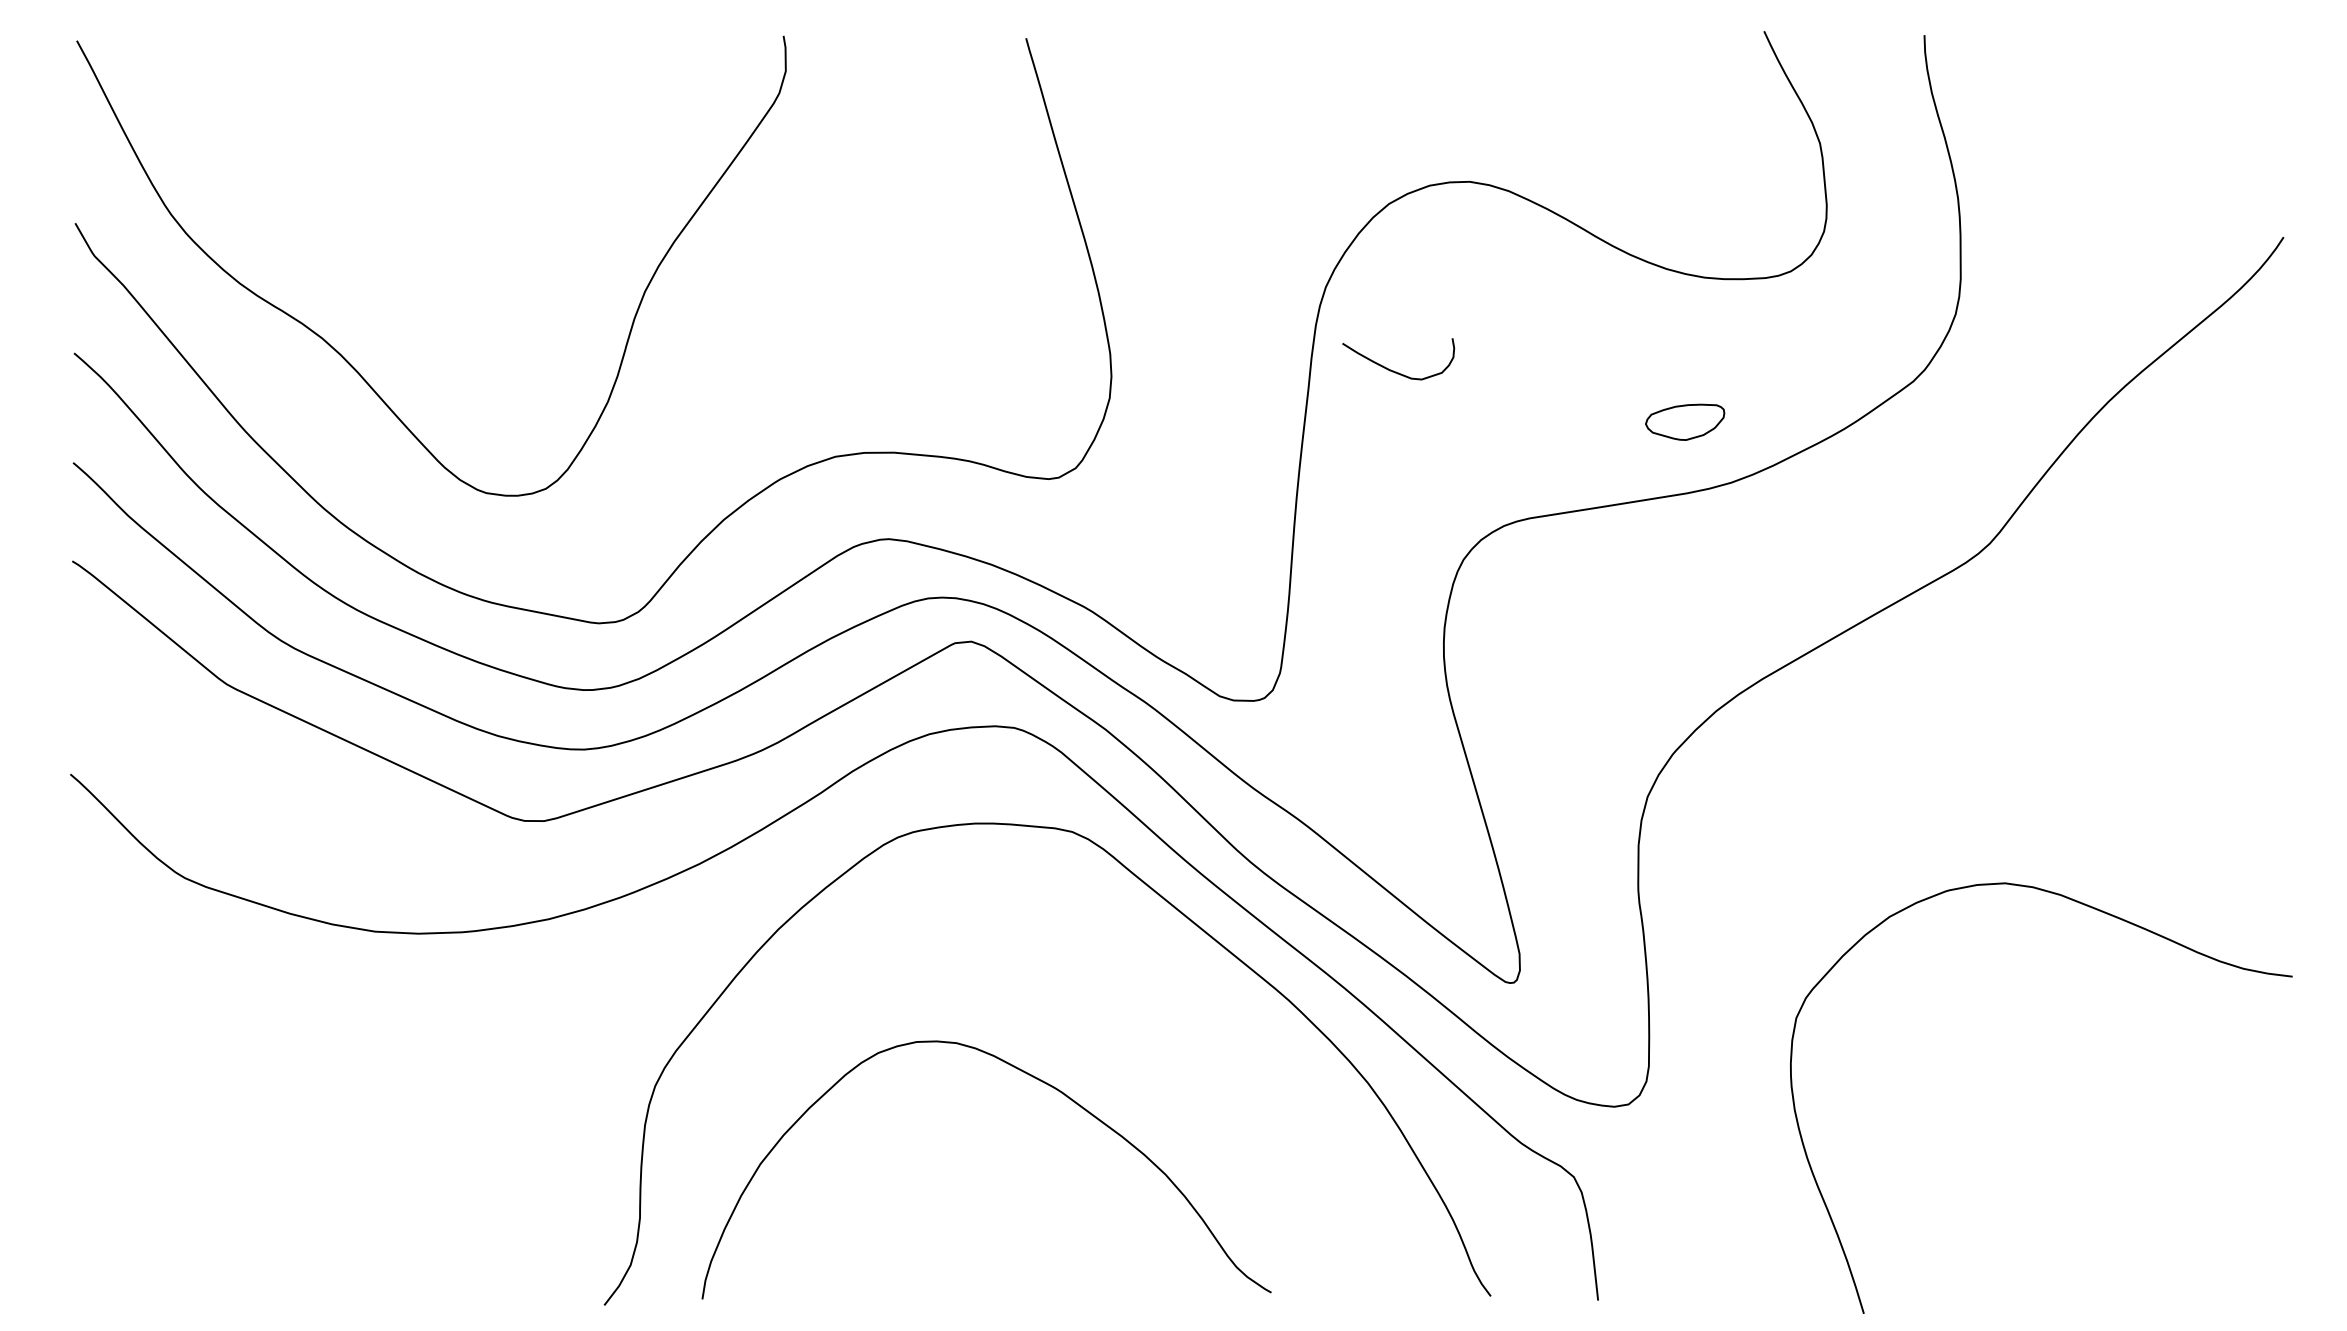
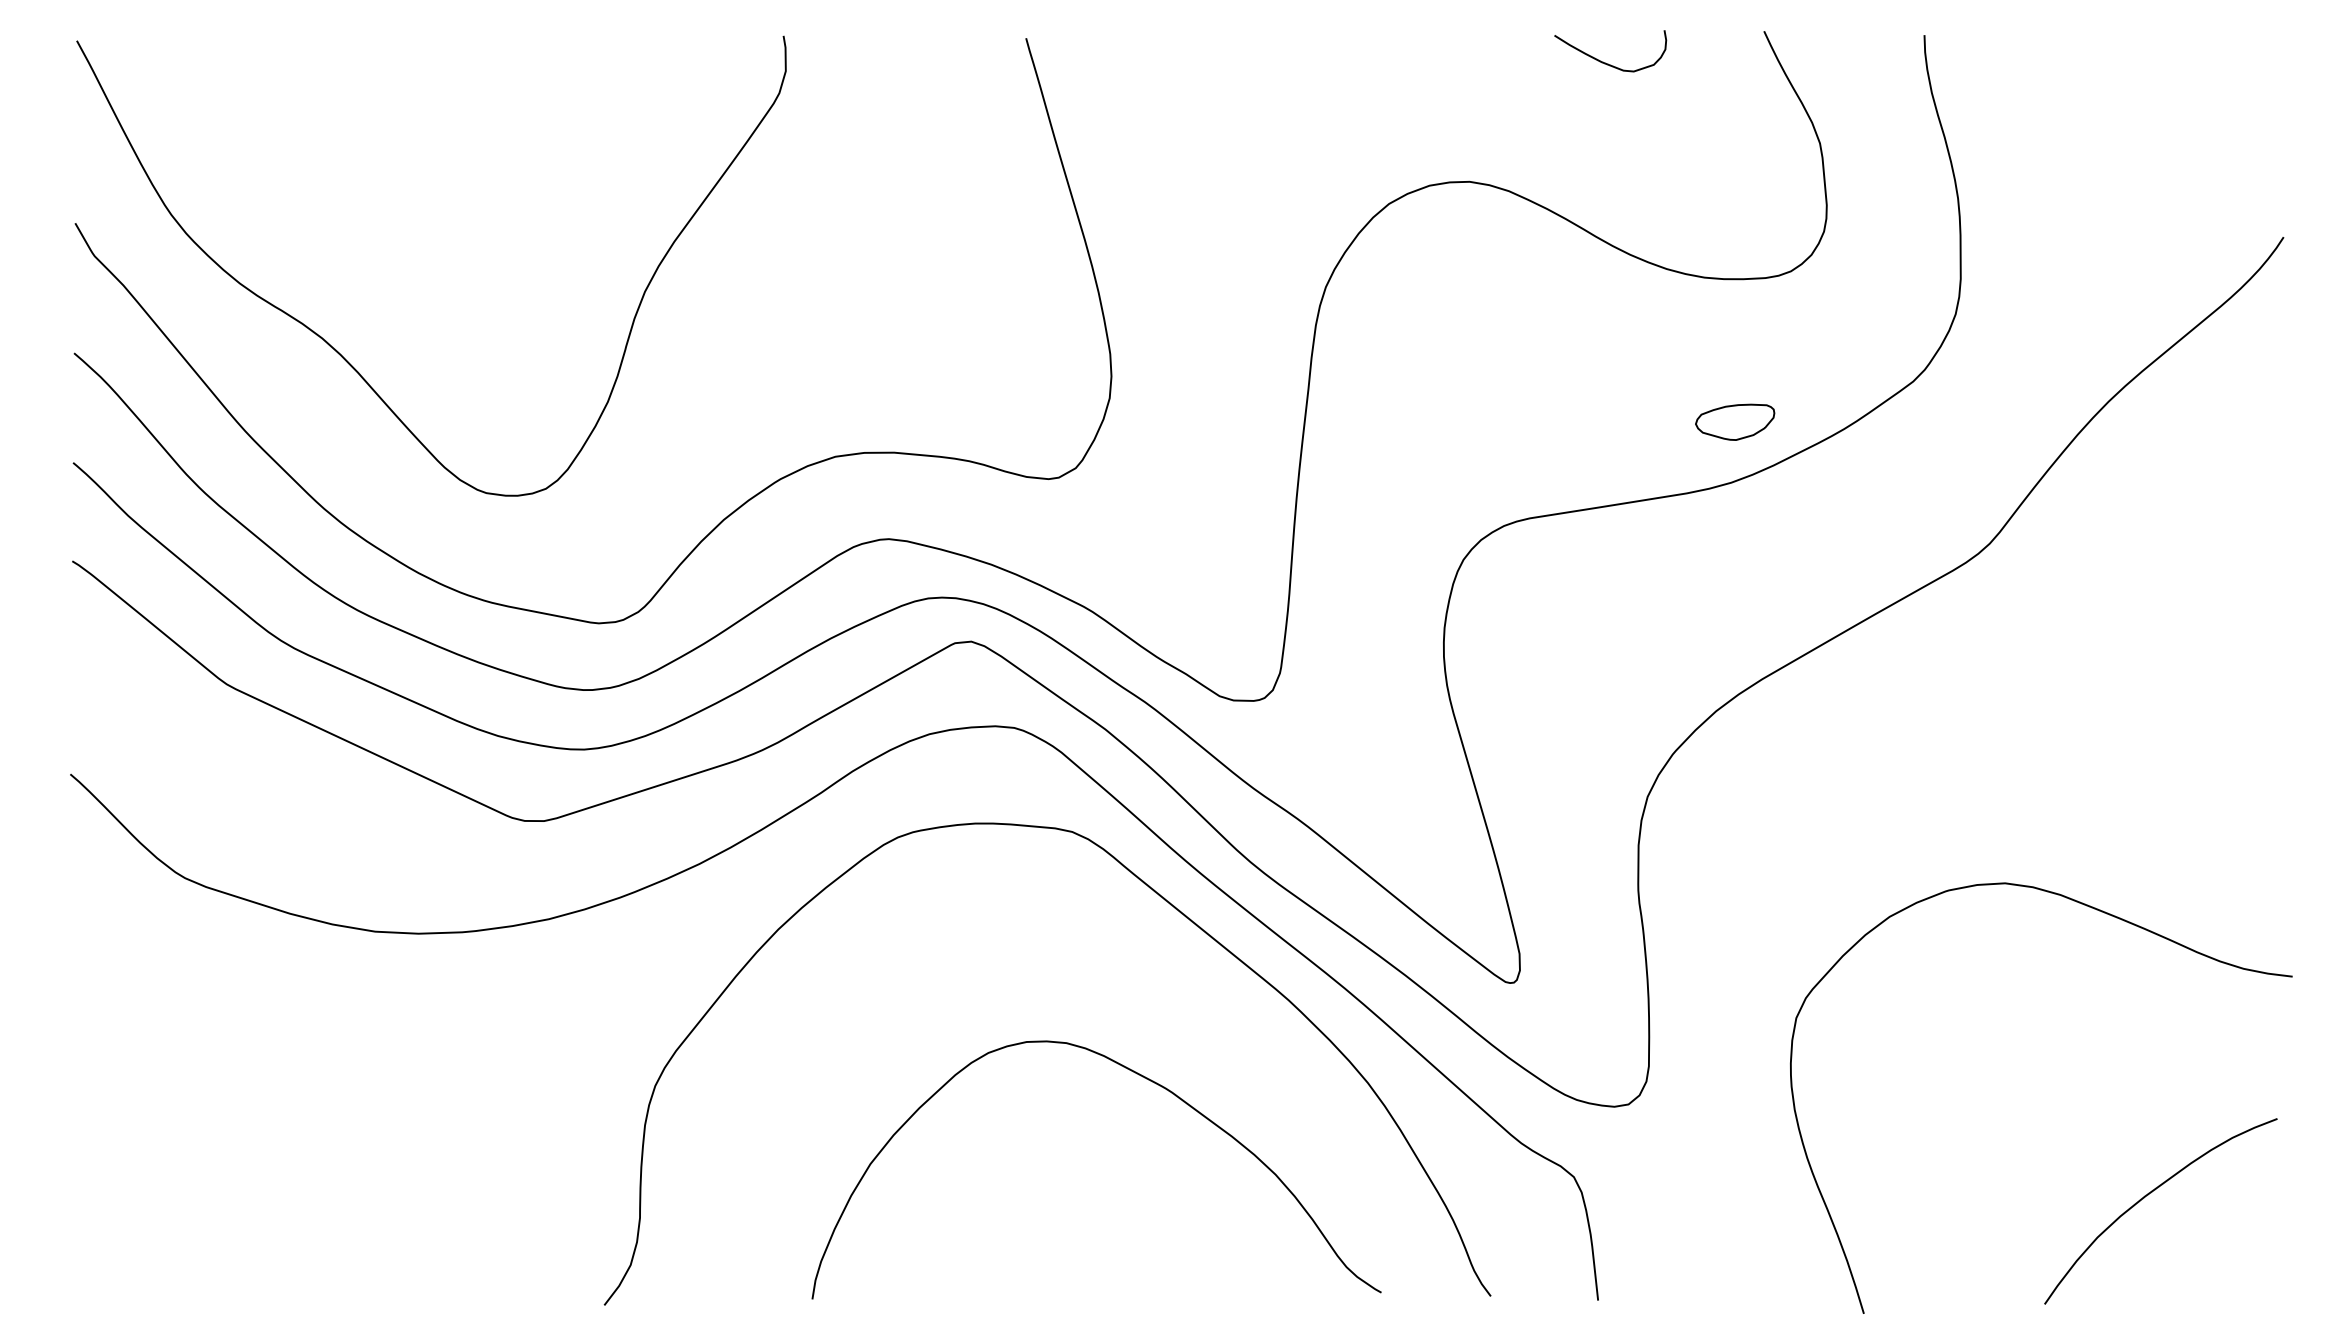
curve position: (1393, 370) -> (1605, 62) (1605, 62)
part position: (1685, 421) -> (1735, 421) (1735, 421)
curve position: (1032, 1077) -> (1142, 1077) (1142, 1077)
curve: none -> present (2148, 1195)
